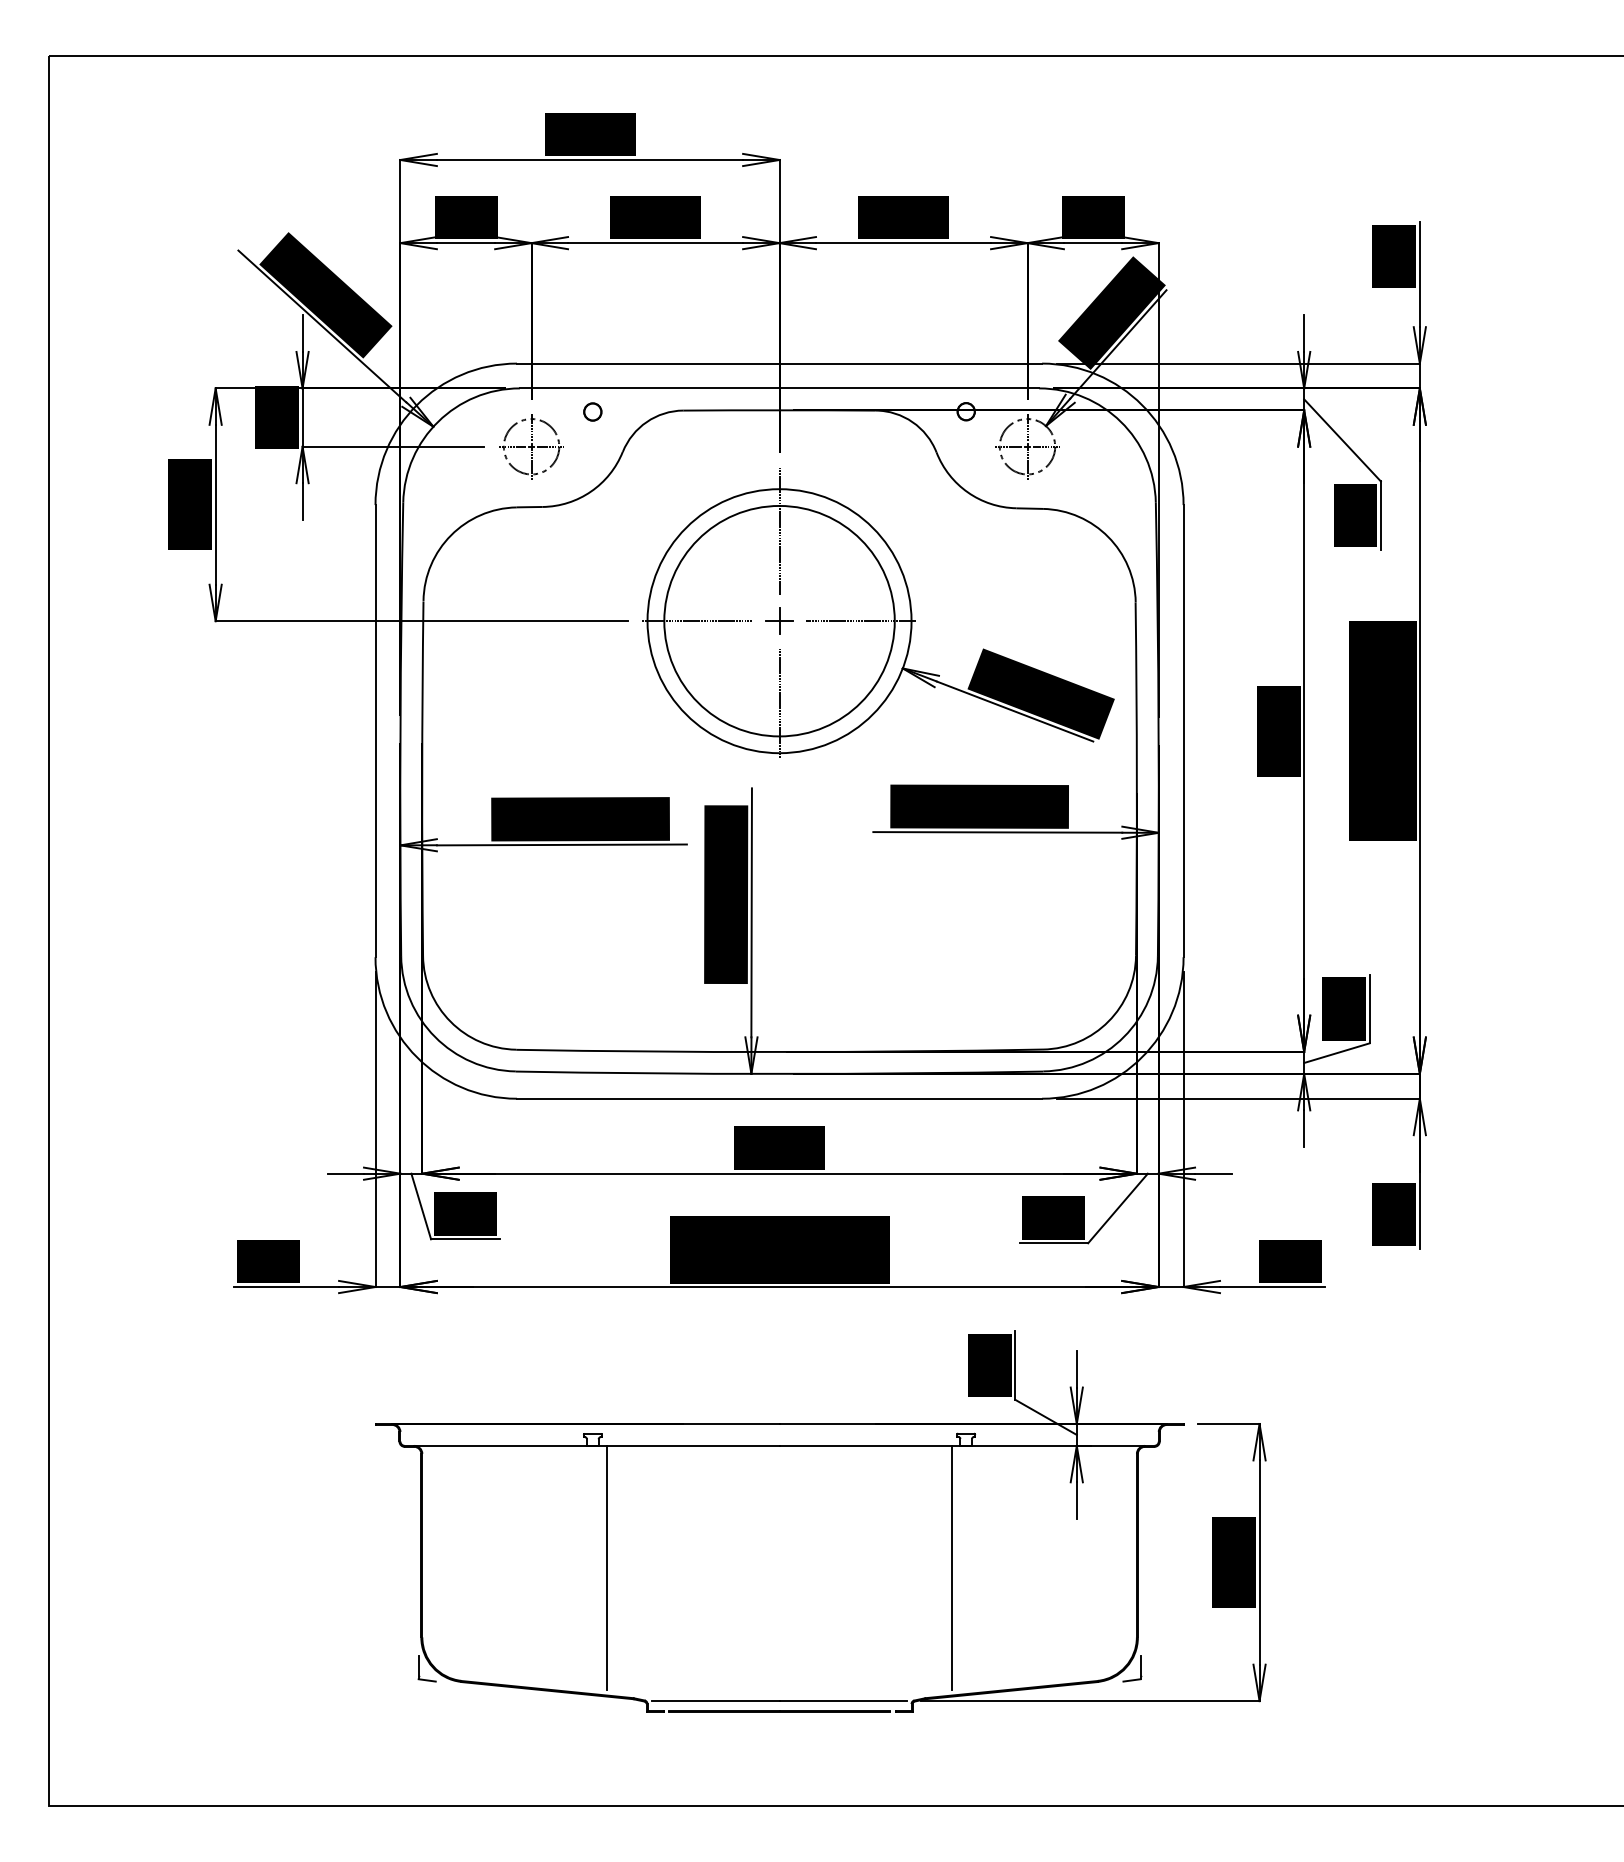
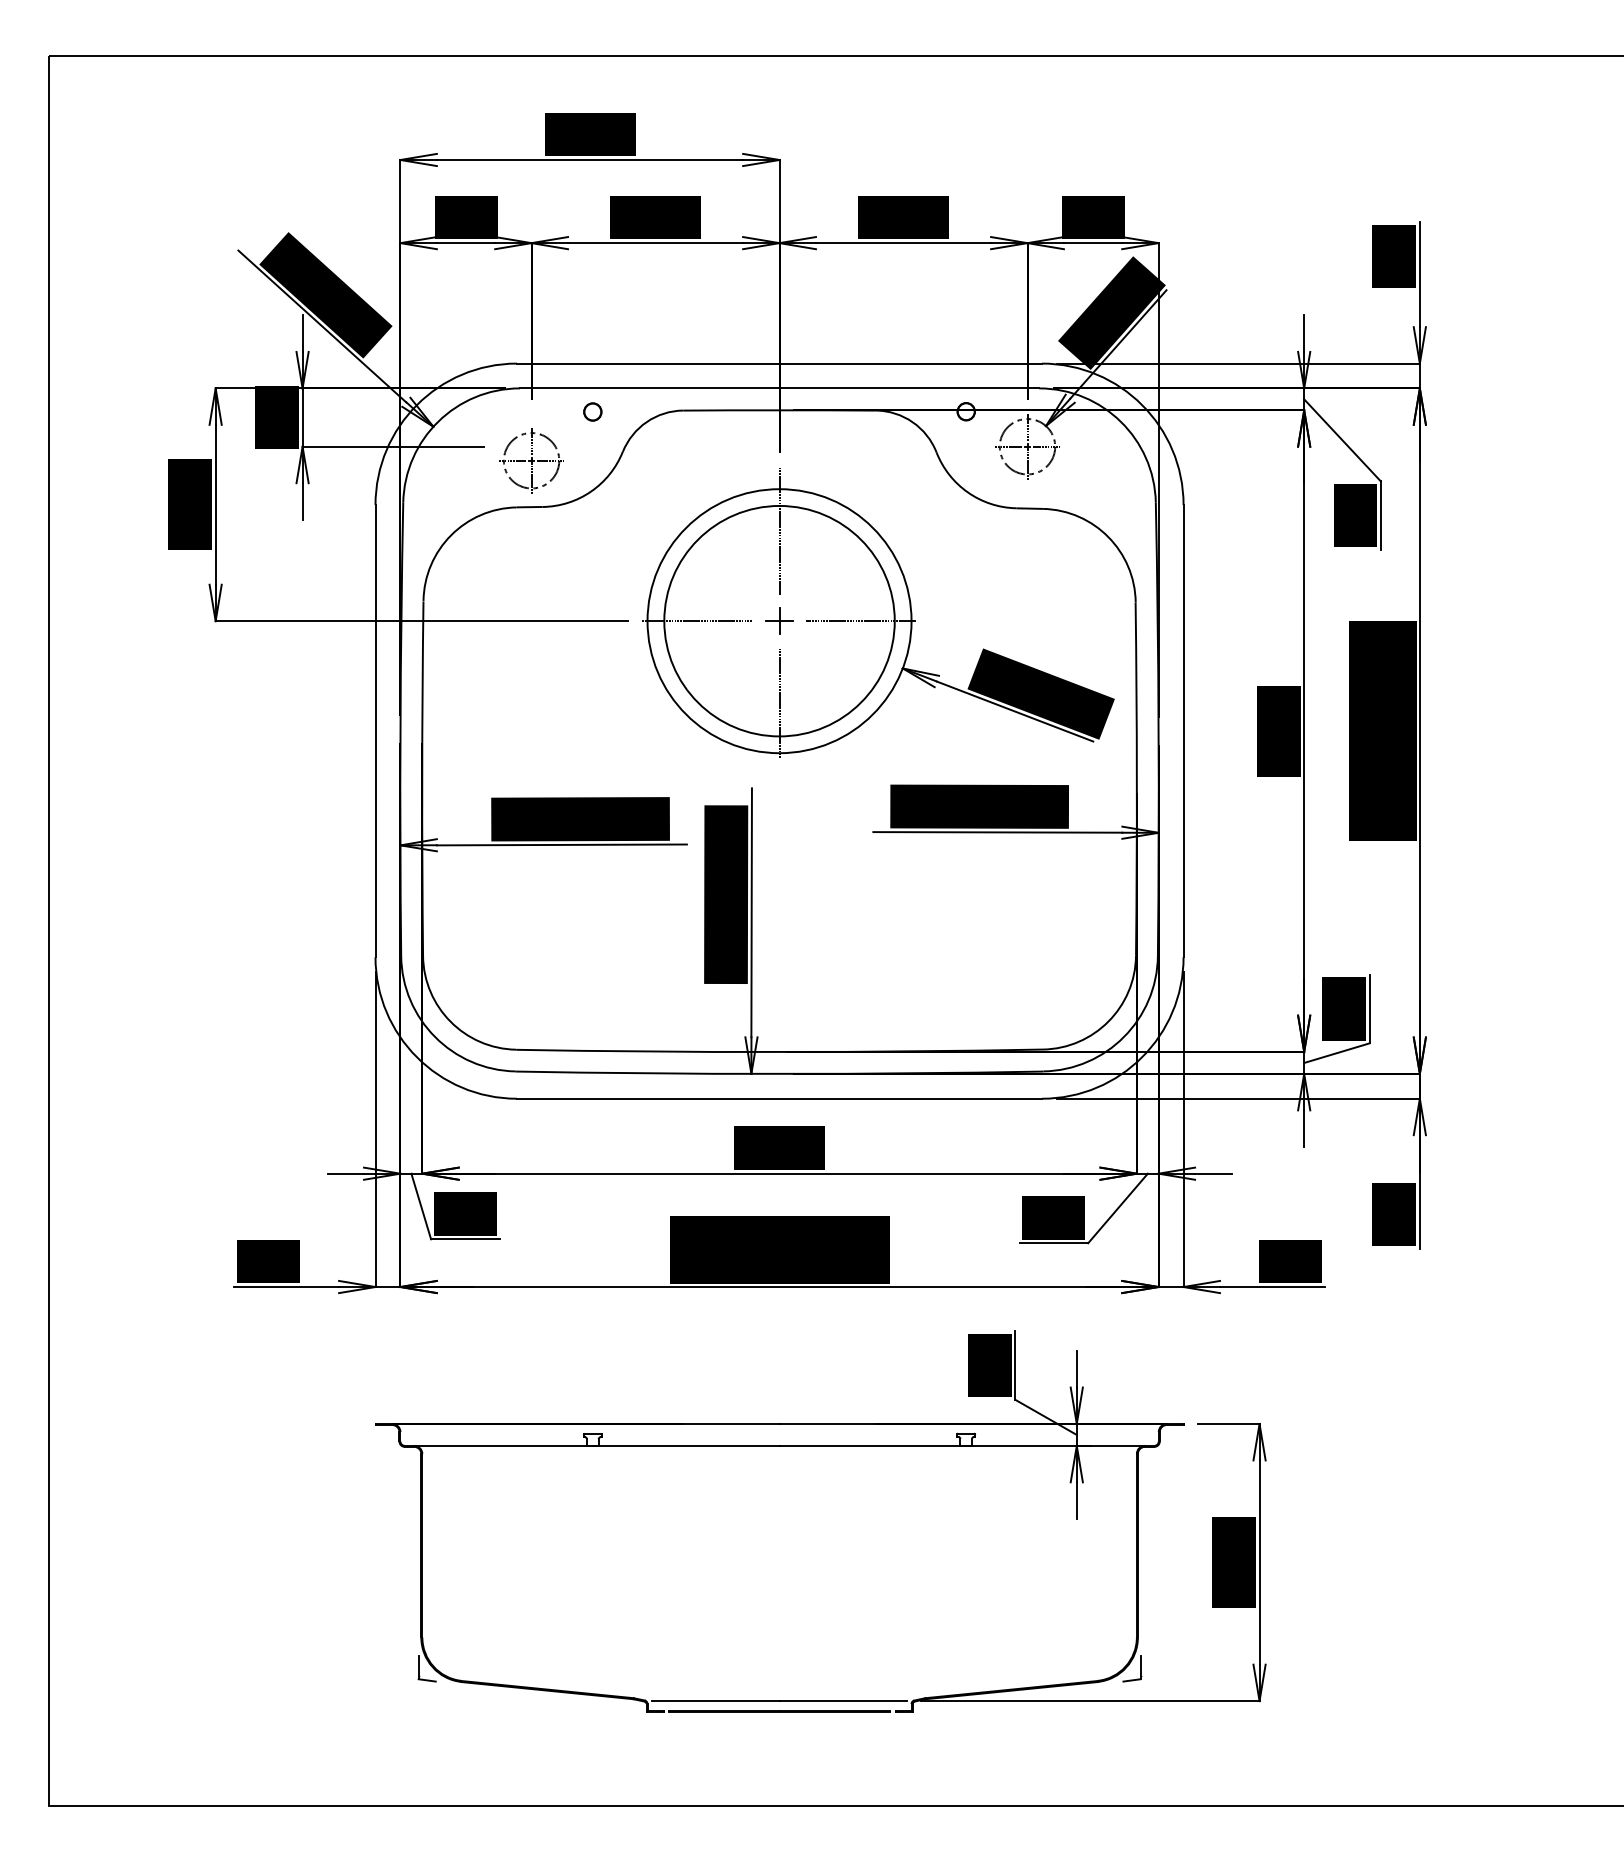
part position: (531, 446) -> (531, 460) (531, 460)
line: present -> none (607, 1567)
line: present -> none (951, 1567)
